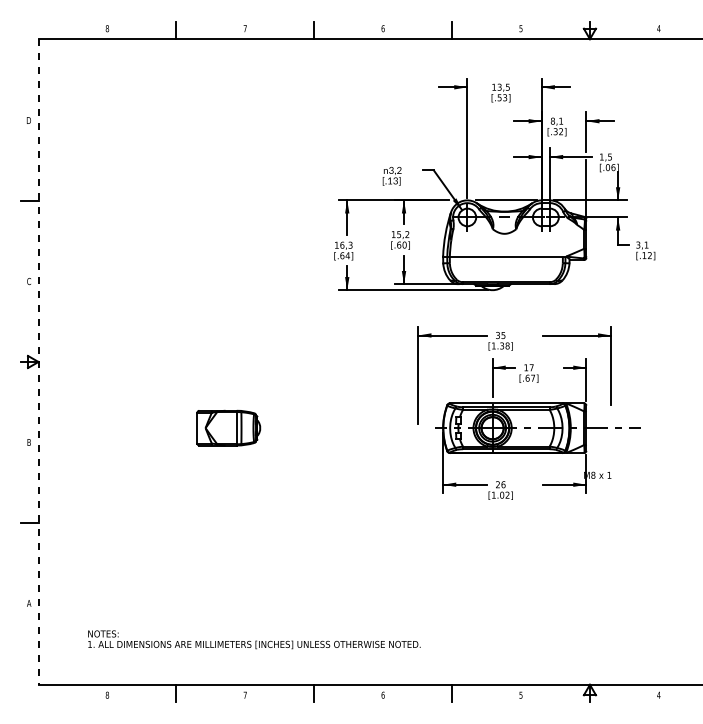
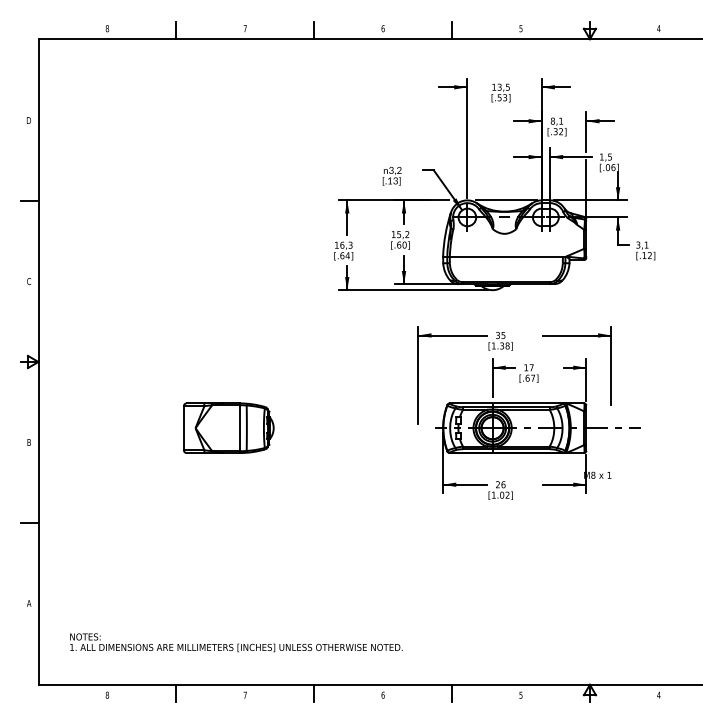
line: dashed -> solid (38, 362)
part size: 66x38 px -> 92x52 px (228, 427)
text position: (254, 639) -> (236, 642) (236, 642)
